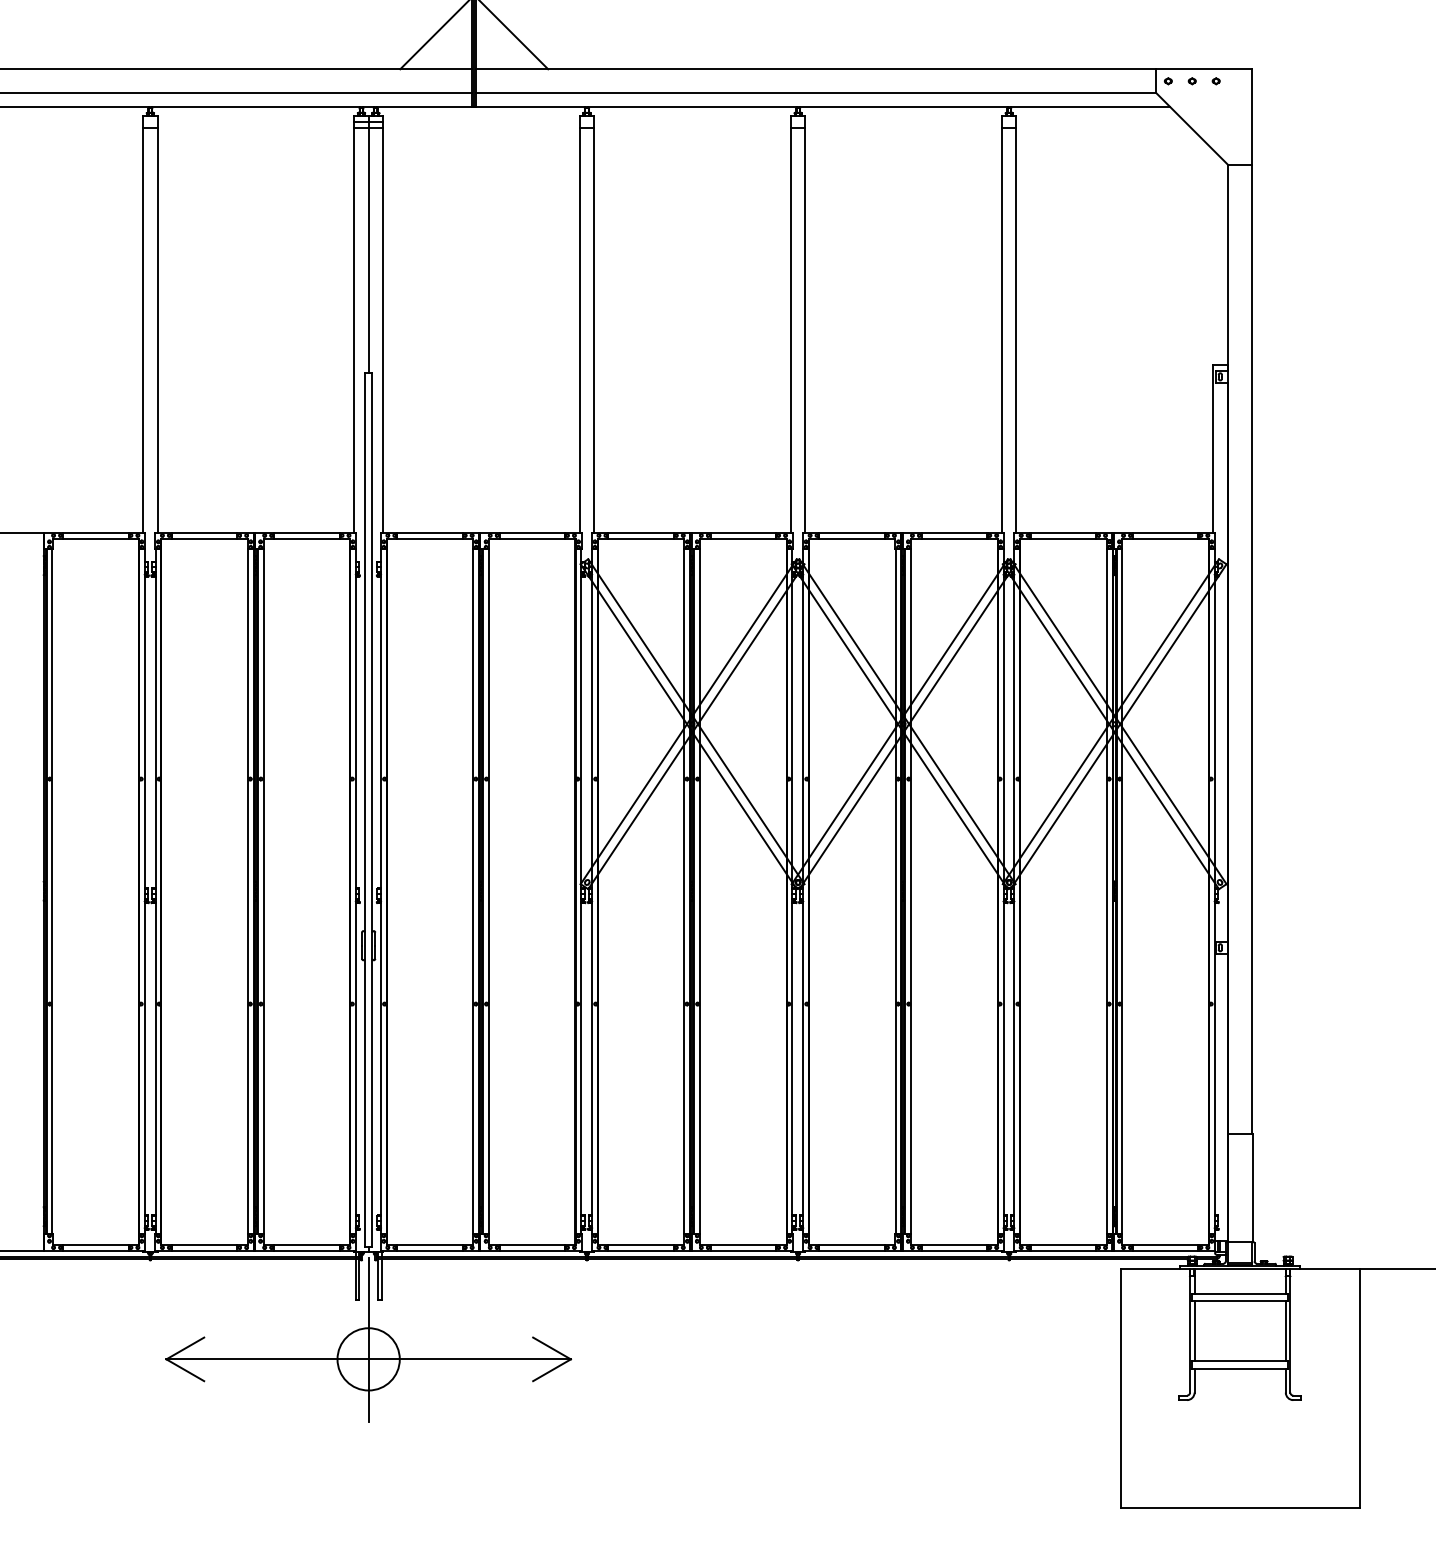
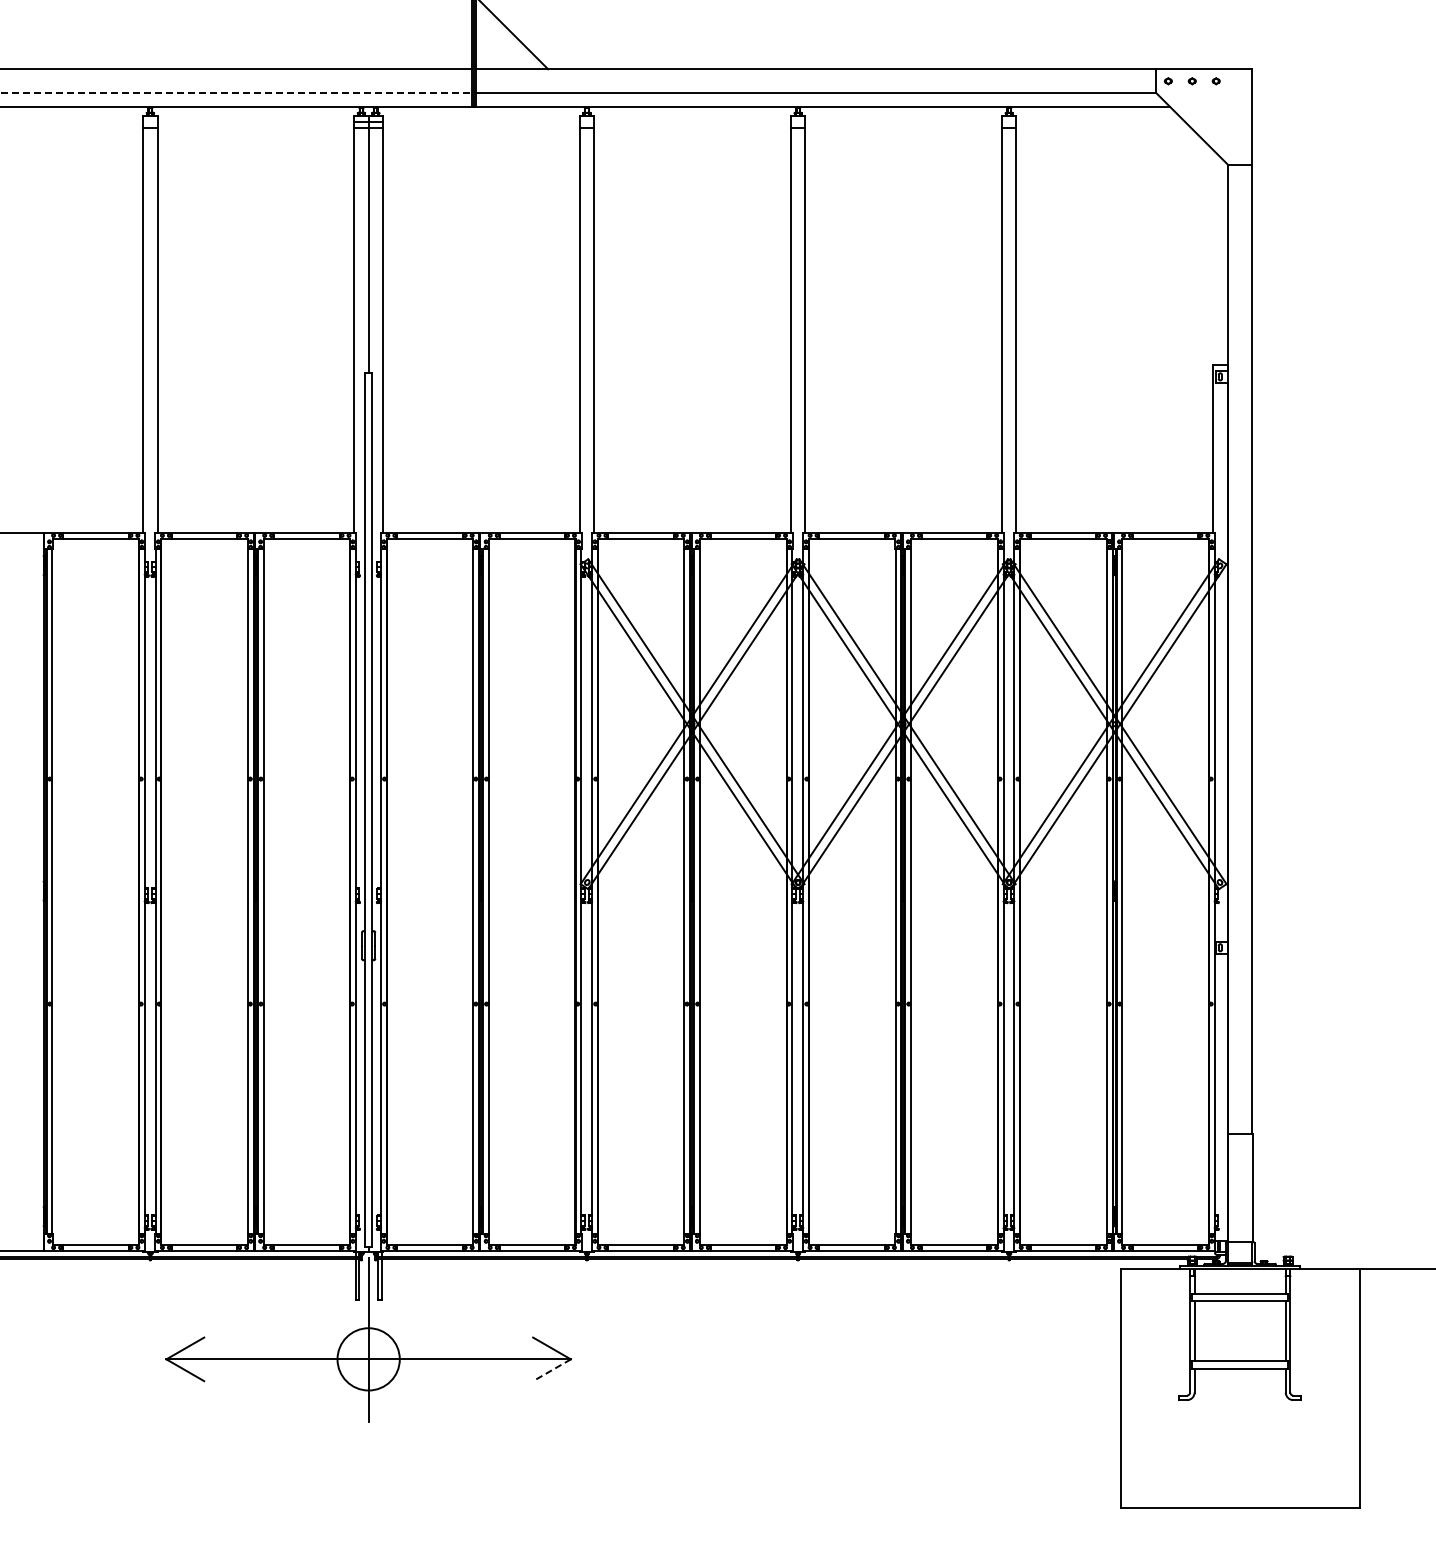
line: present -> none (433, 35)
line: solid -> dashed (236, 93)
line: solid -> dashed (552, 1370)
